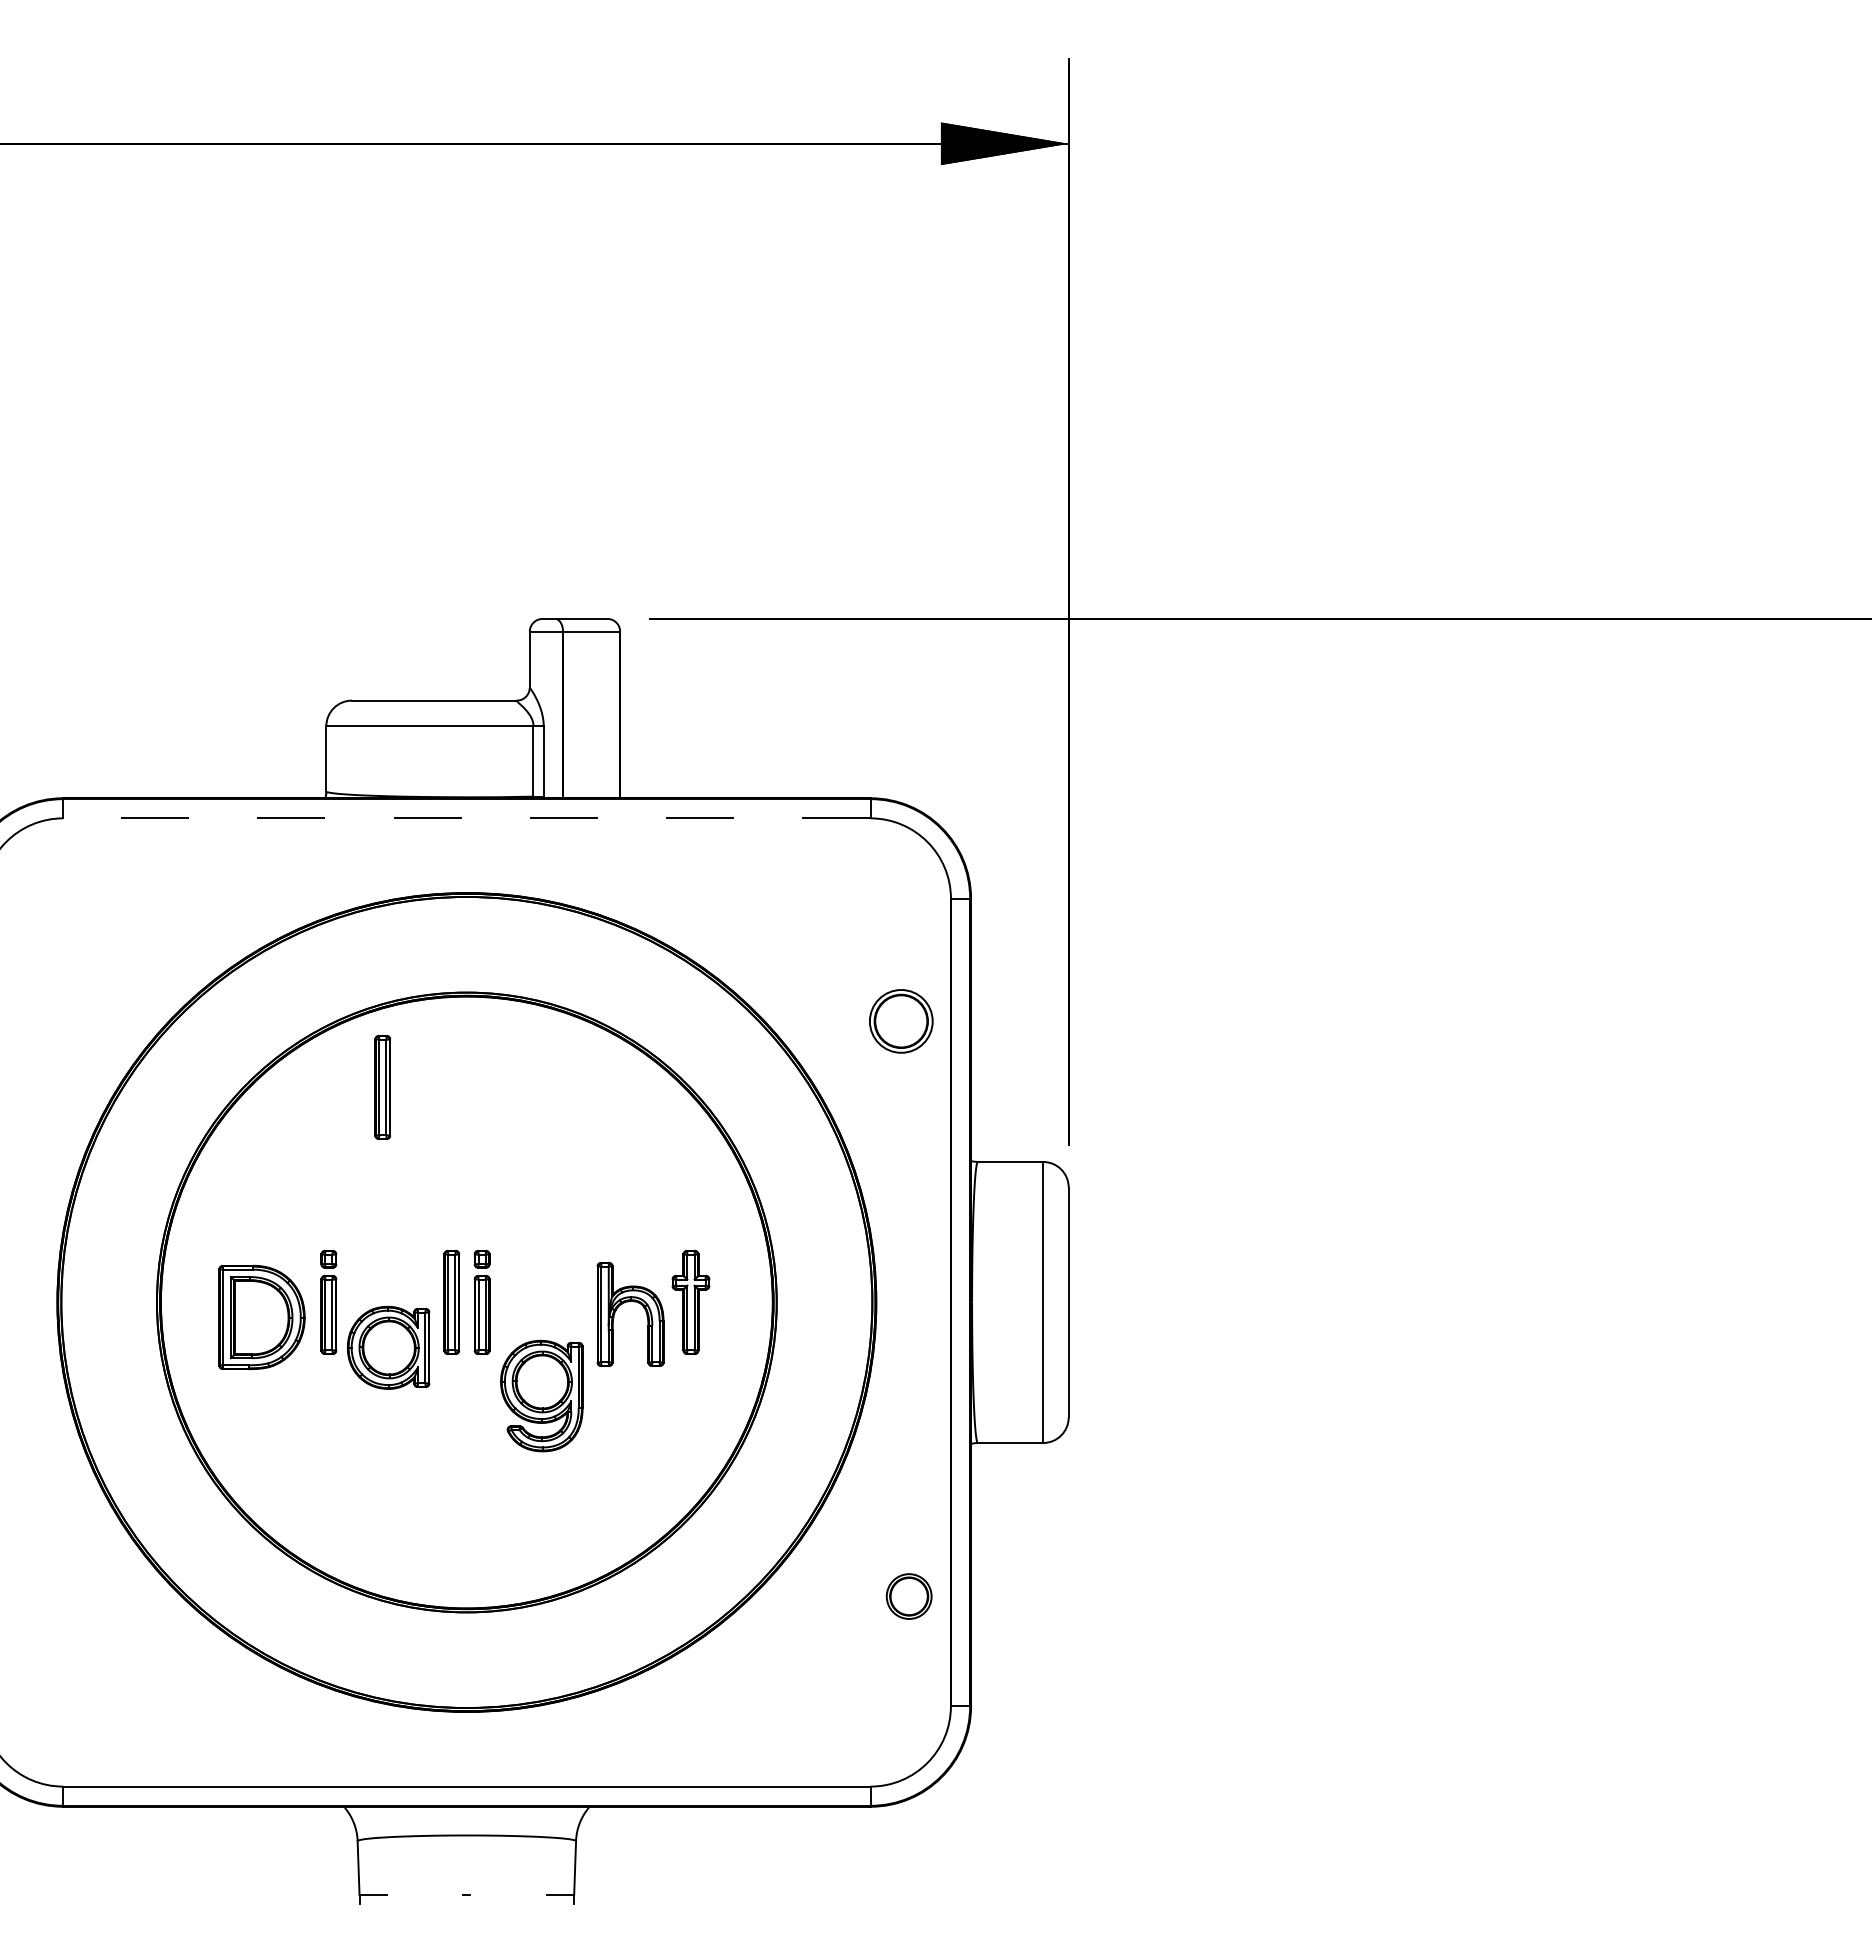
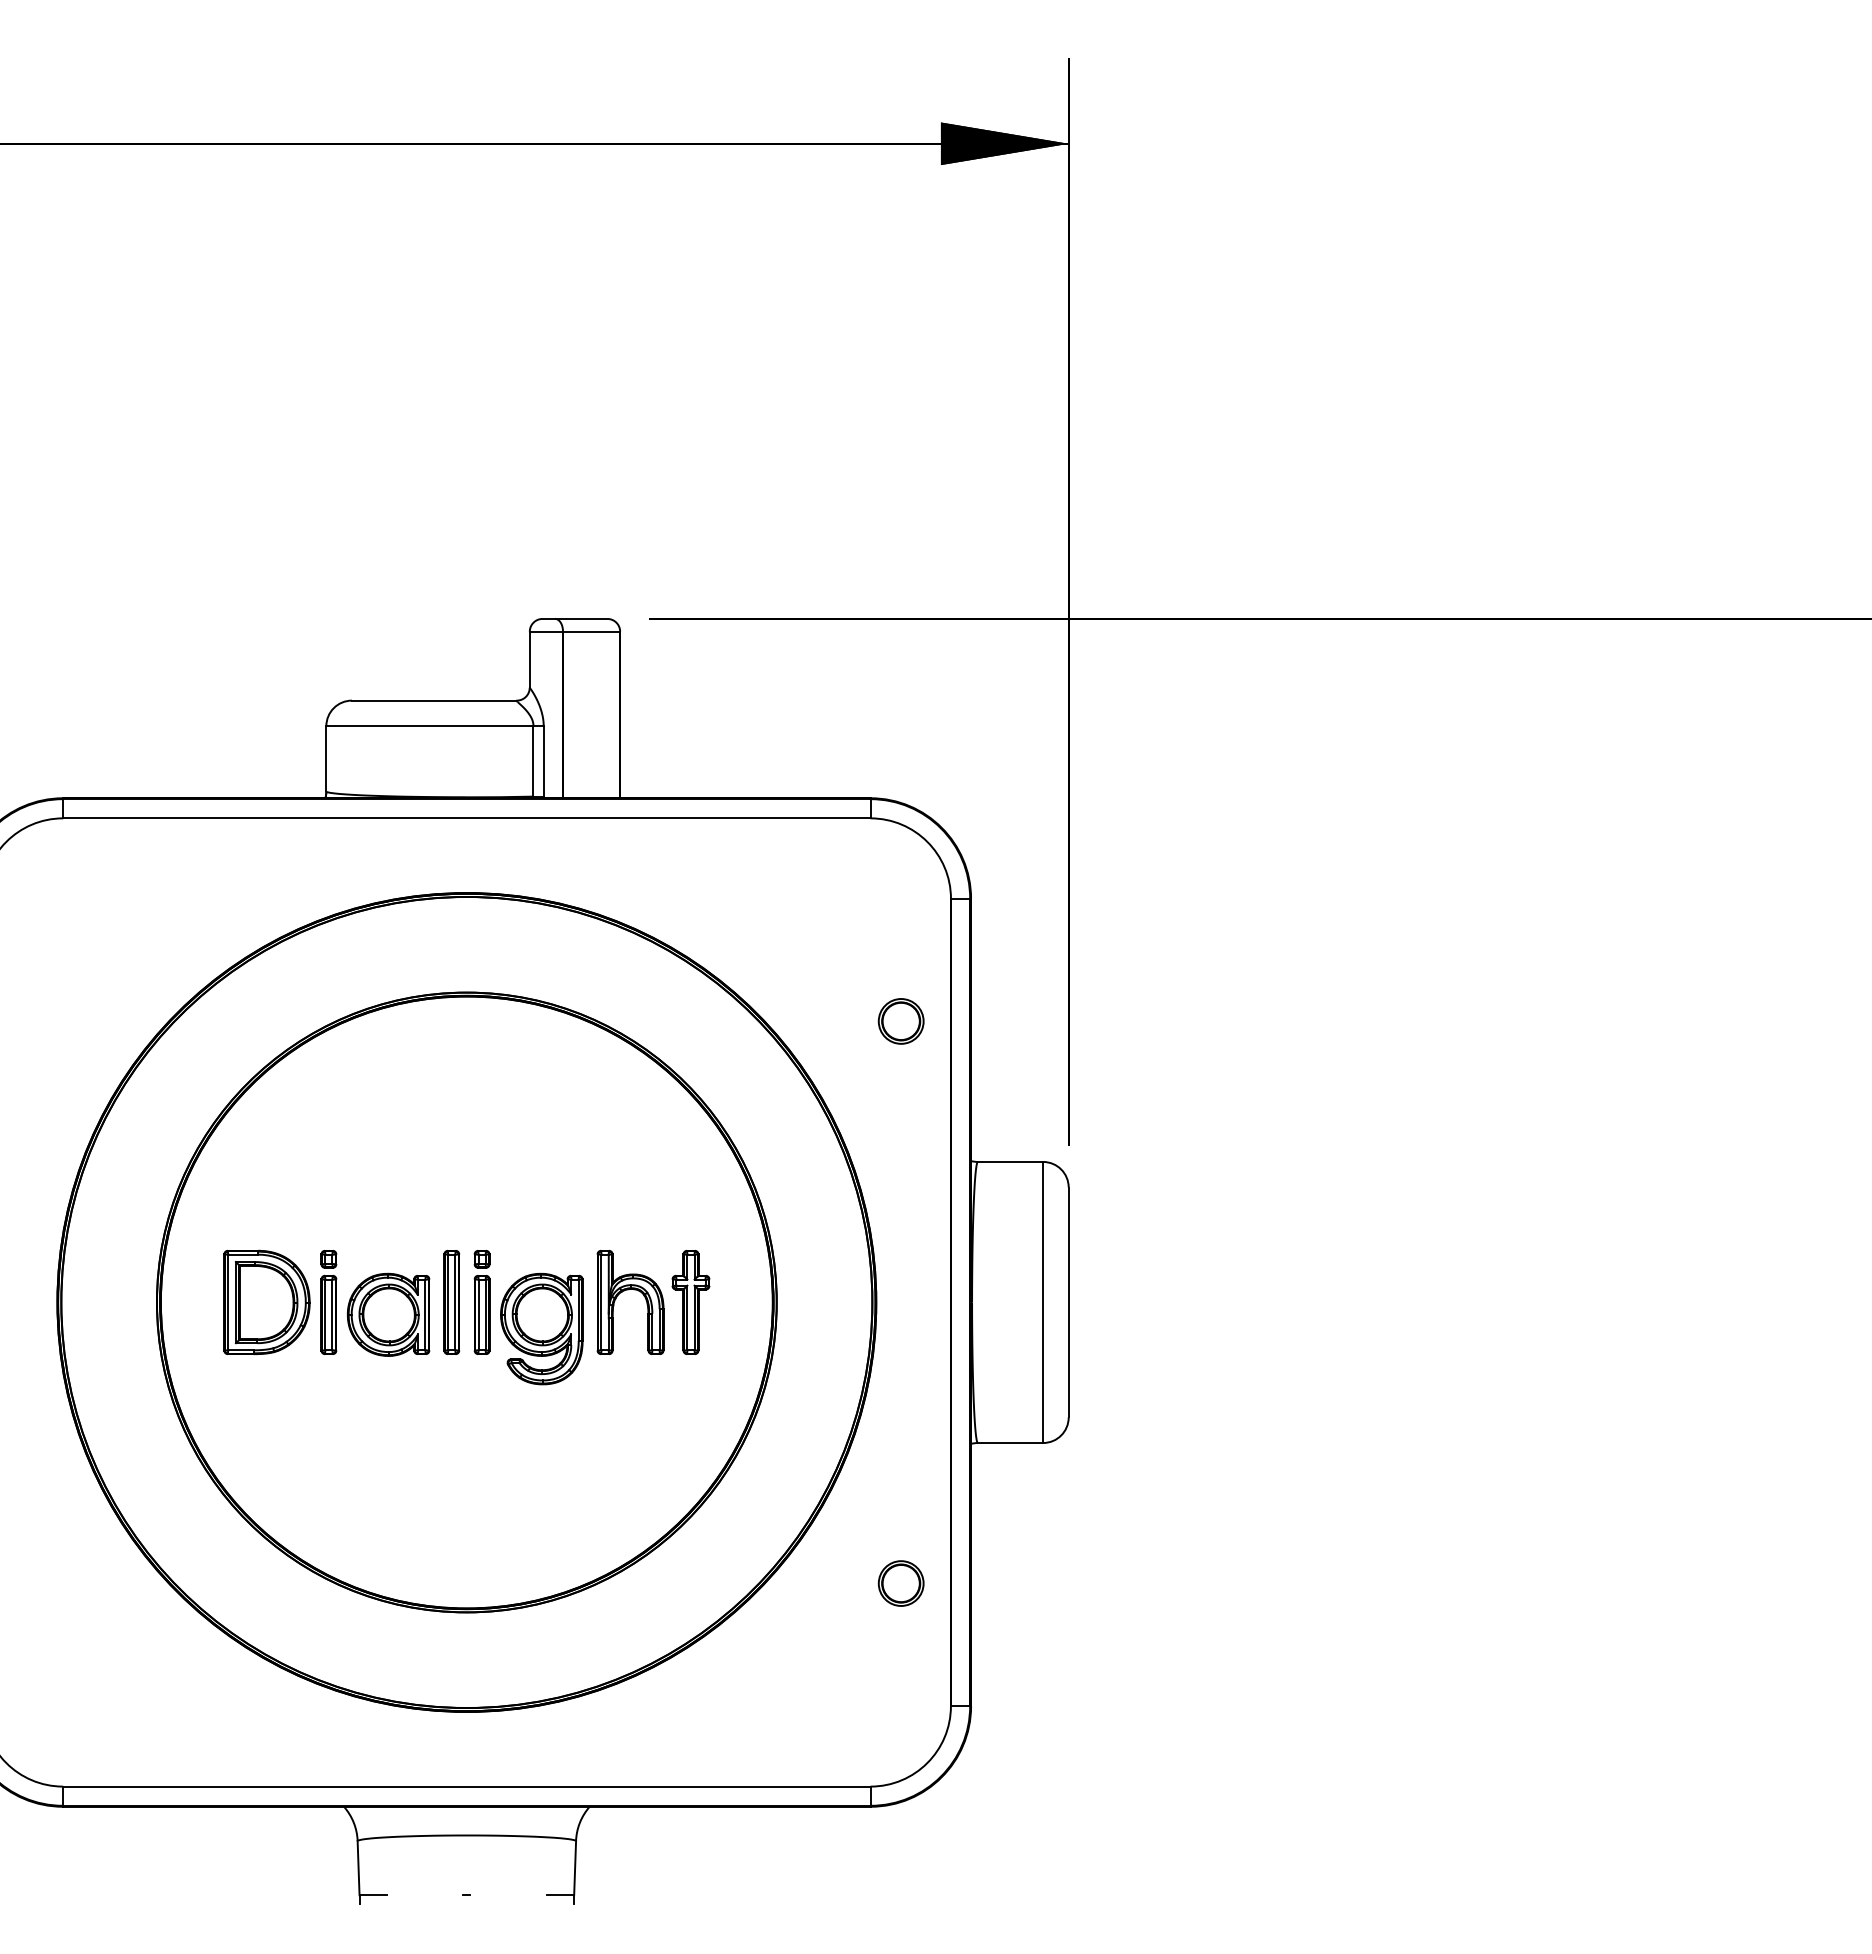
line: dashed -> solid (466, 818)
part size: 65x65 px -> 48x47 px (900, 1021)
part: present -> none (382, 1086)
part position: (628, 1302) -> (628, 1290) (628, 1290)
part position: (261, 1317) -> (266, 1302) (266, 1302)
part position: (388, 1347) -> (388, 1314) (388, 1314)
part position: (541, 1395) -> (541, 1328) (541, 1328)
part position: (908, 1596) -> (900, 1583) (900, 1583)
